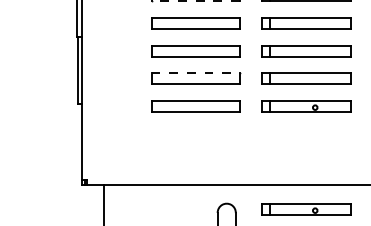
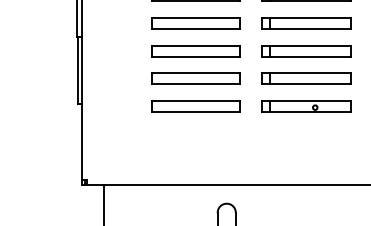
line: dashed -> solid (195, 1)
line: dashed -> solid (196, 73)
part: present -> none (306, 209)
